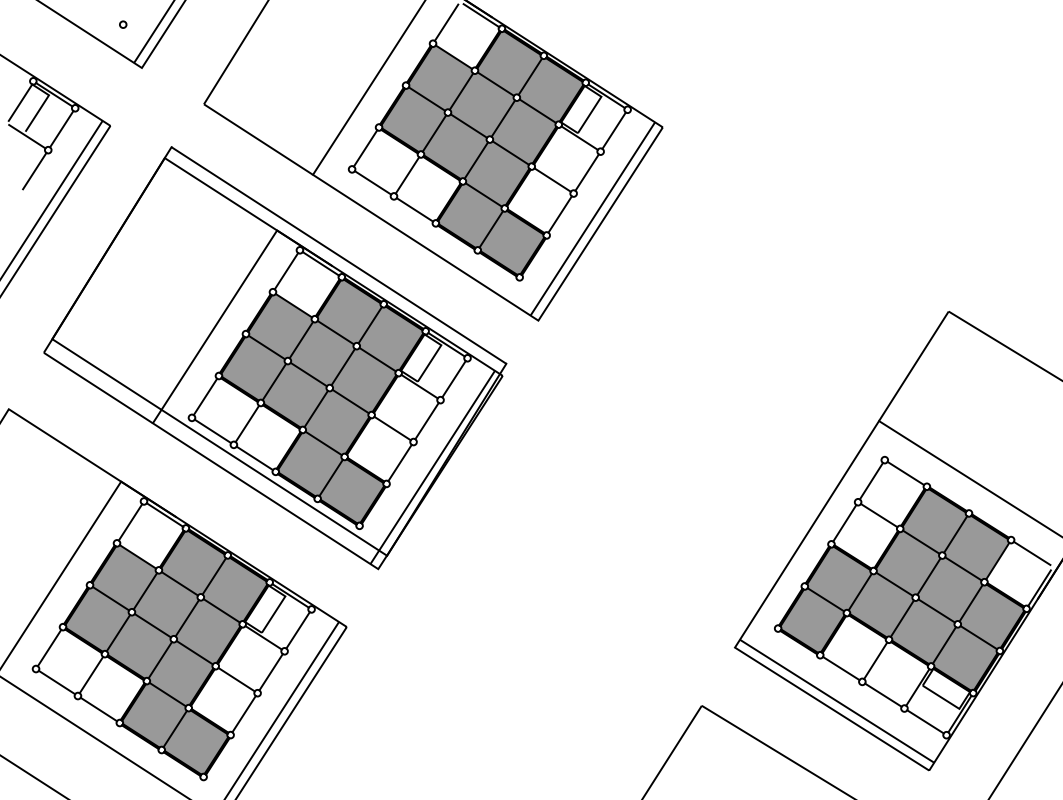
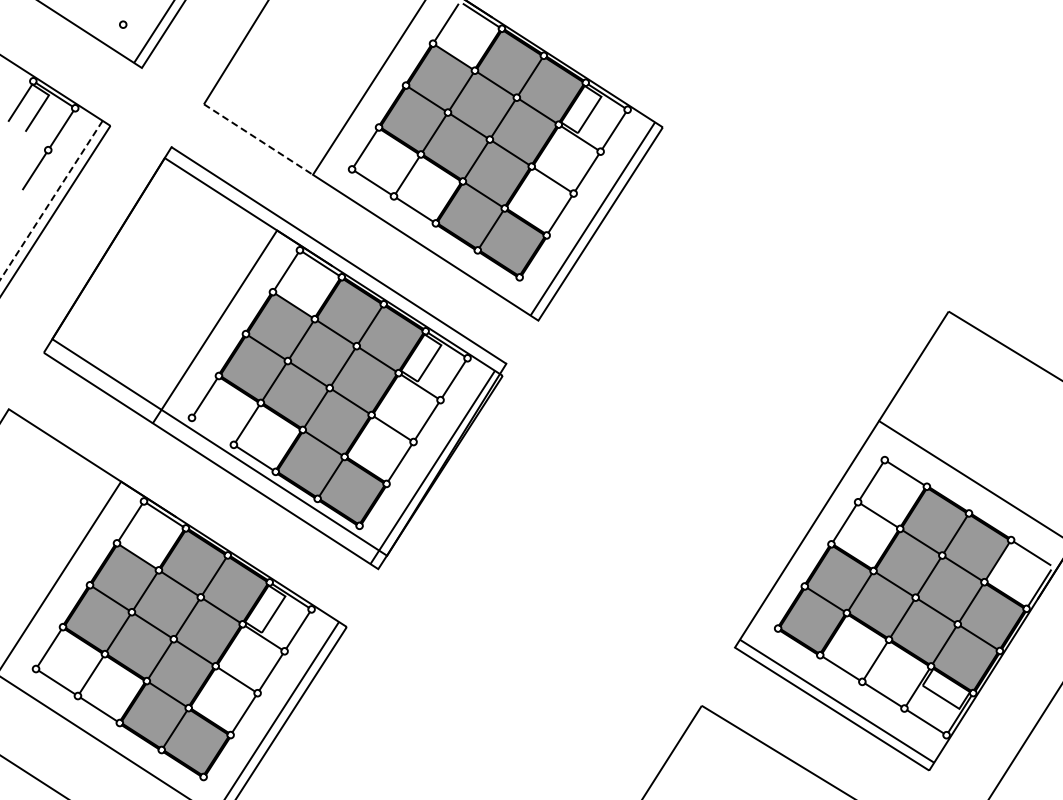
line: present -> none (27, 136)
line: solid -> dashed (258, 139)
line: solid -> dashed (51, 200)
line: present -> none (212, 431)
